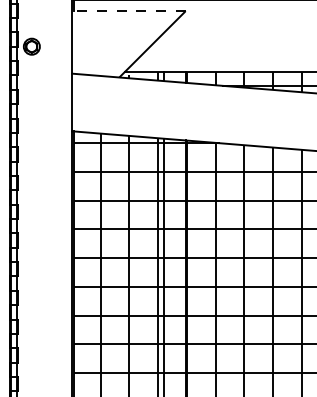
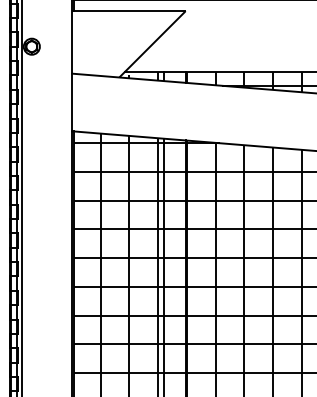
line: dashed -> solid (128, 11)
line: none -> present (22, 197)
